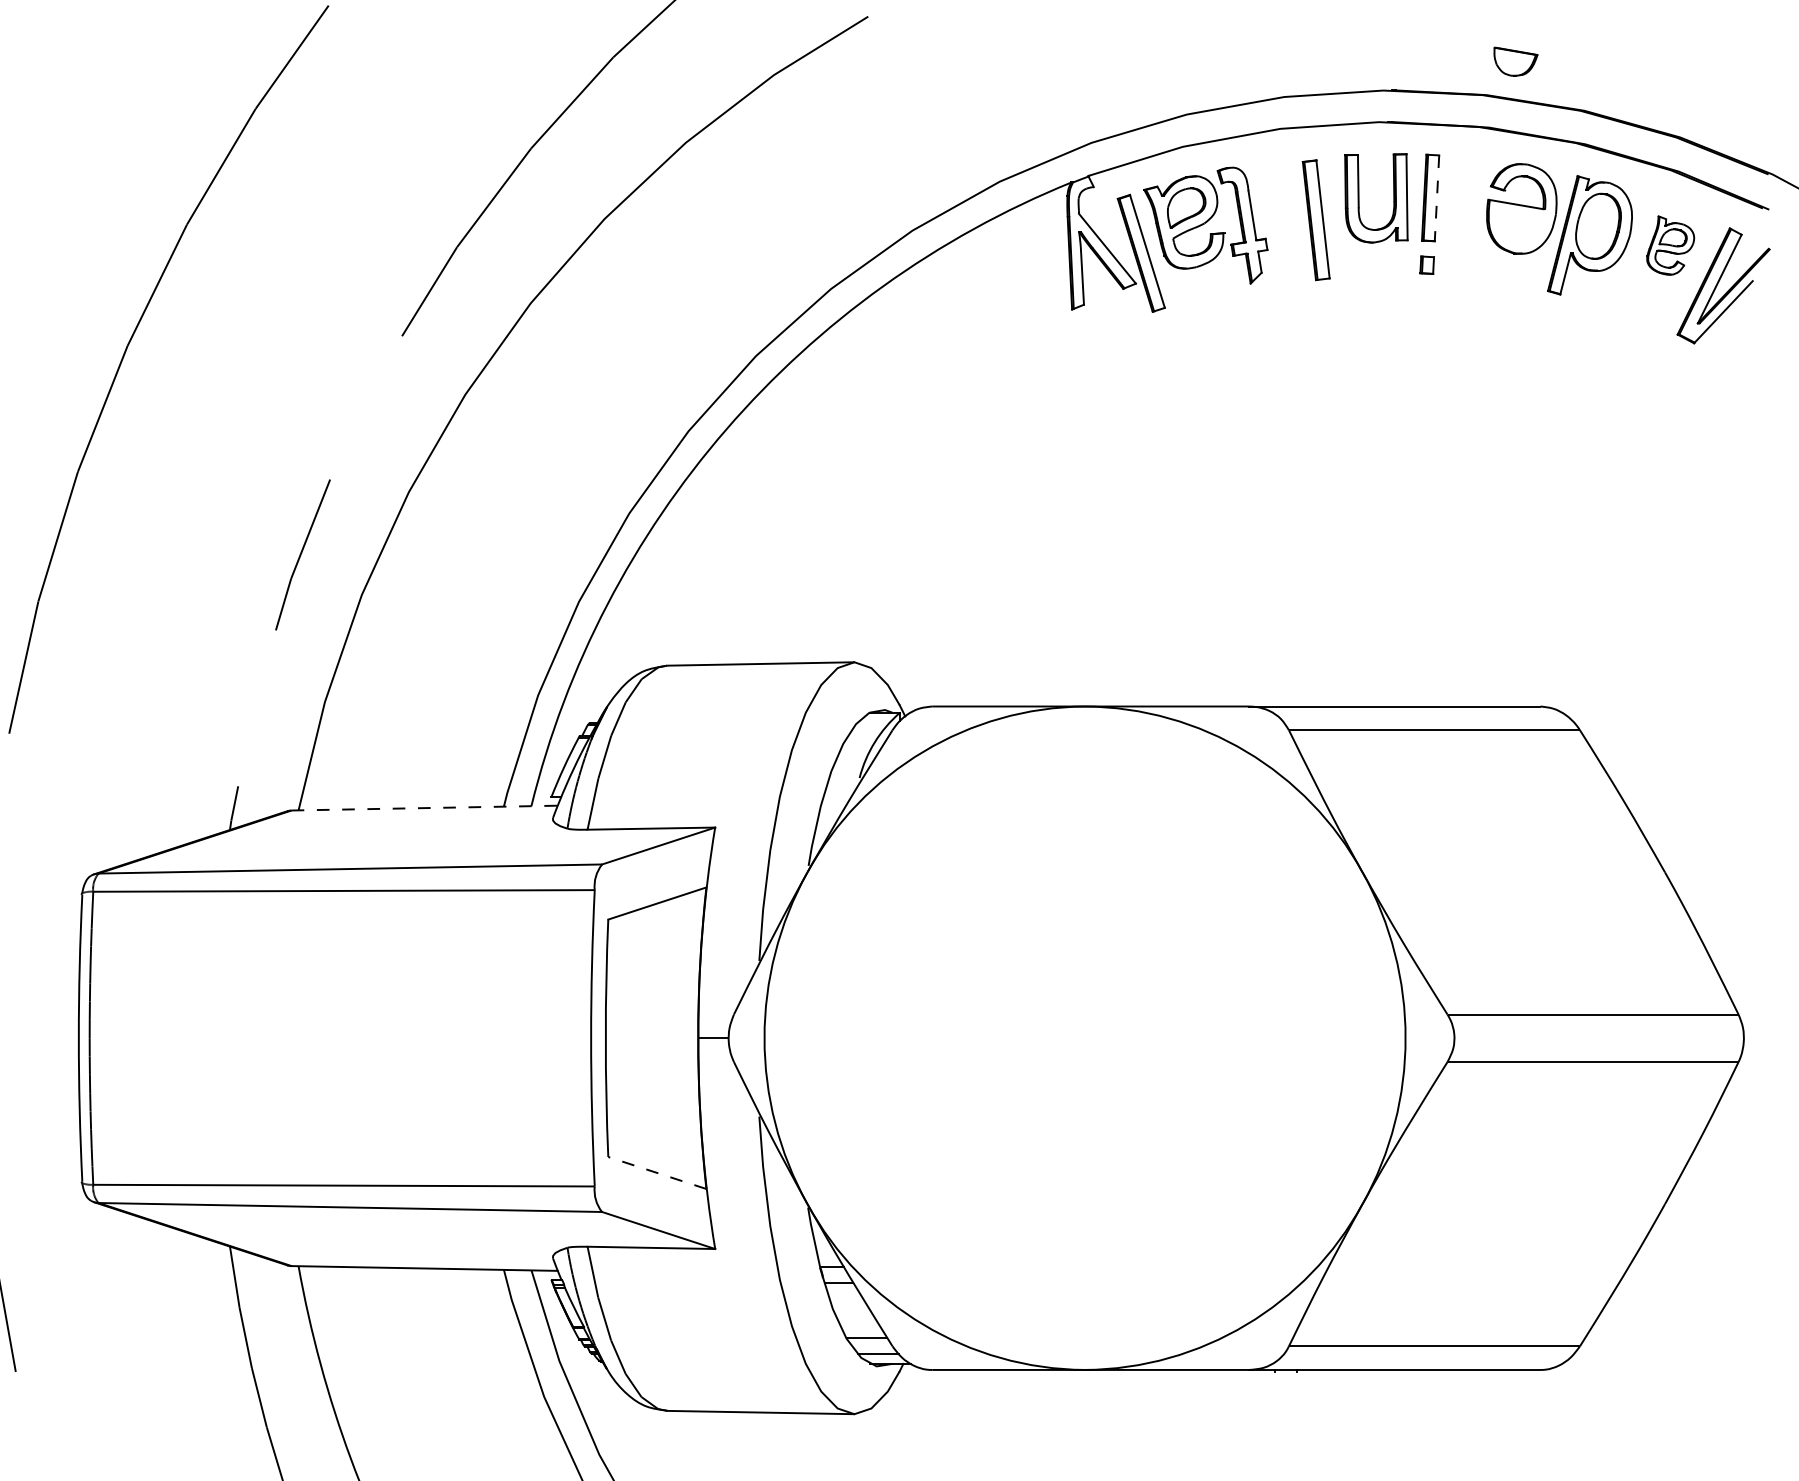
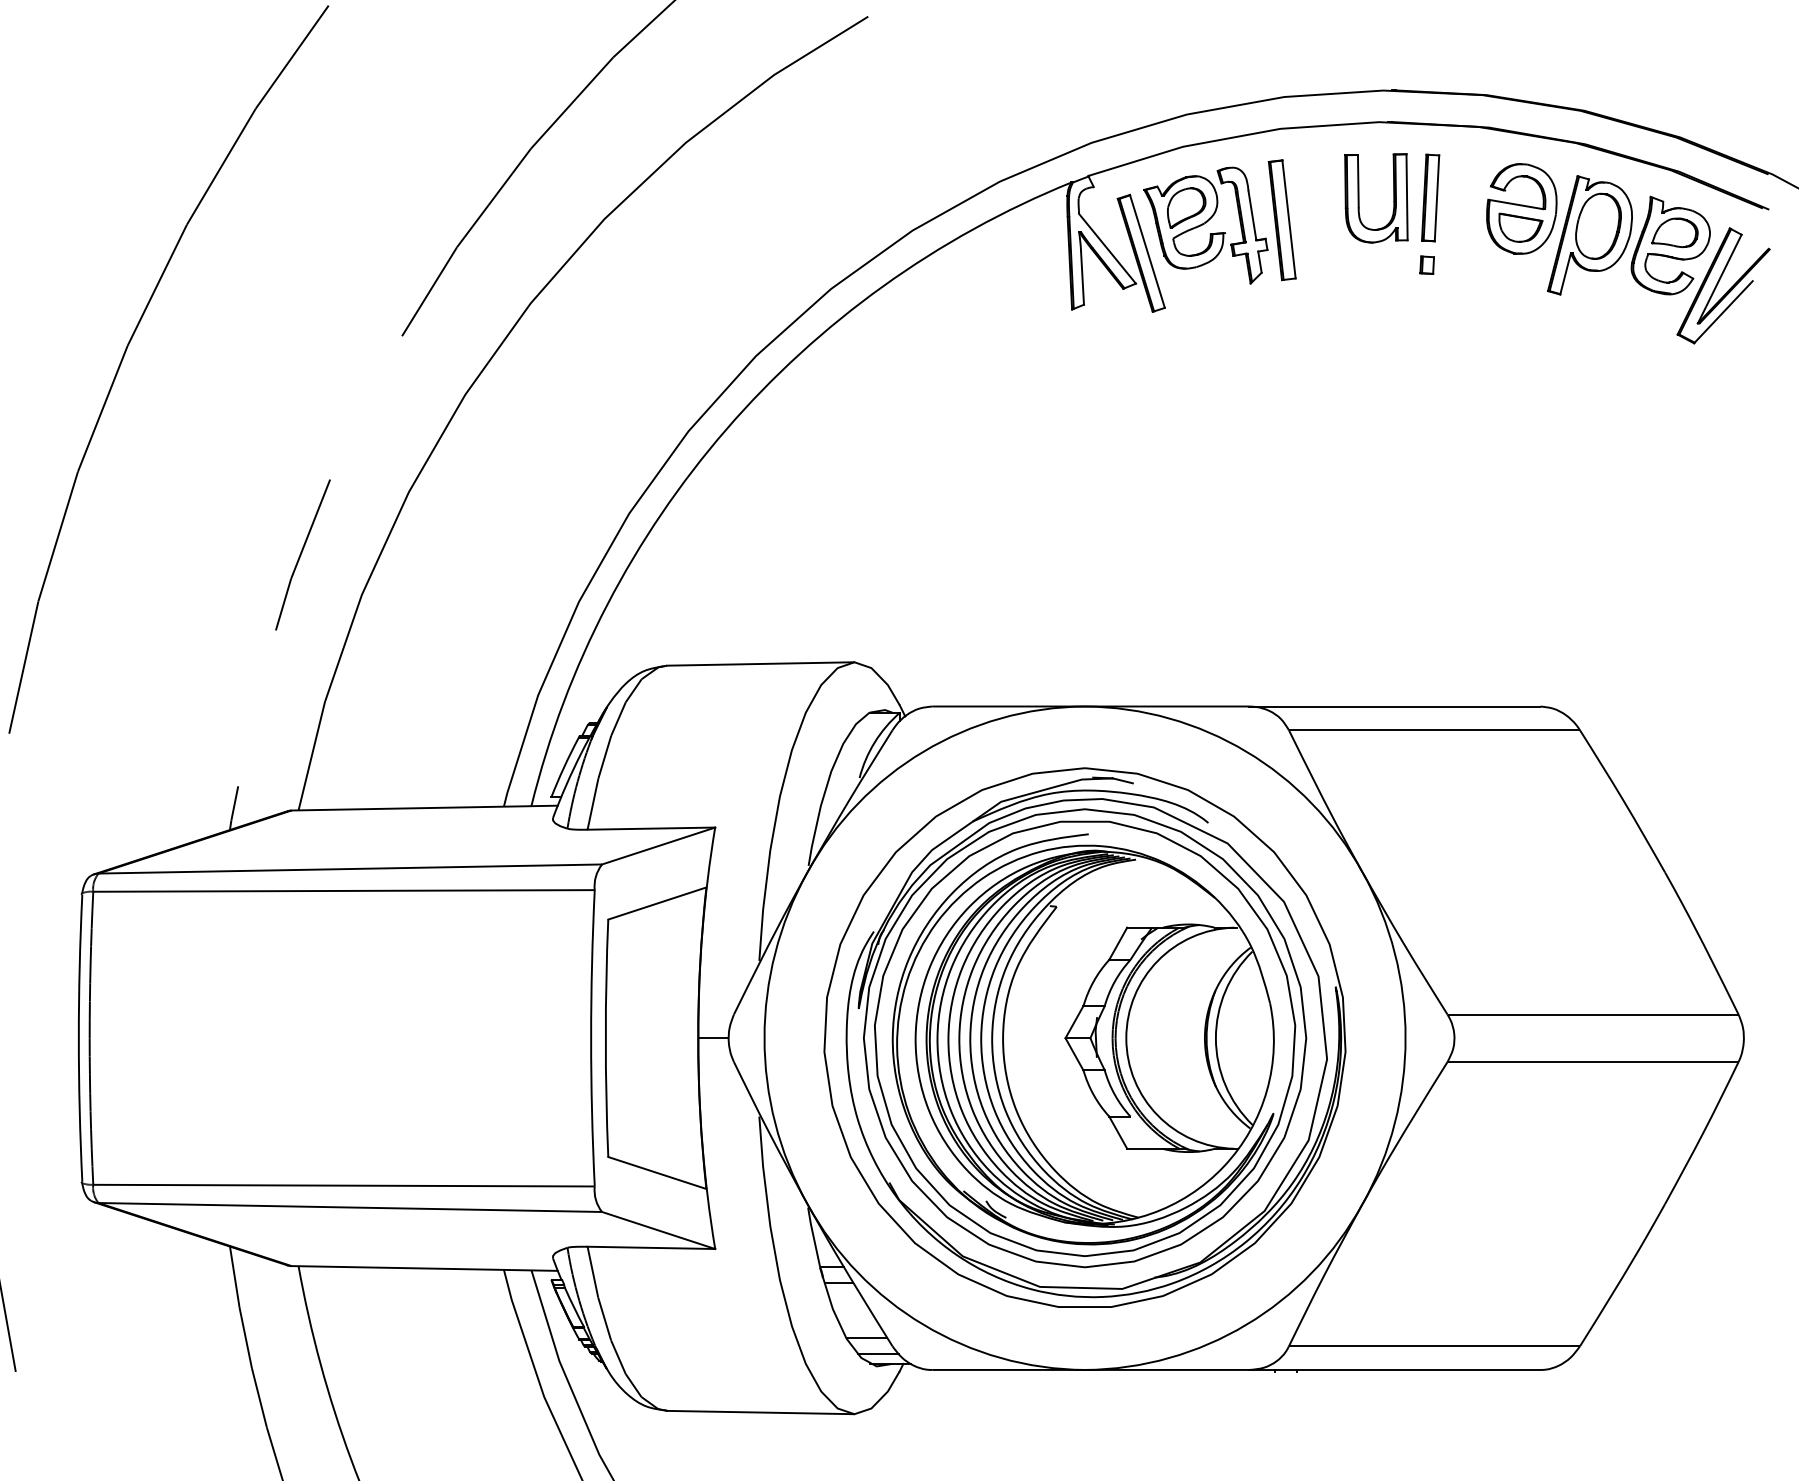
part position: (1515, 61) -> (1520, 227) (1520, 227)
line: dashed -> solid (1436, 198)
part position: (1315, 220) -> (1281, 220) (1281, 220)
part size: 50x61 px -> 81x101 px (1670, 245)
line: dashed -> solid (425, 808)
part: none -> present (1084, 1037)
line: dashed -> solid (657, 1173)
